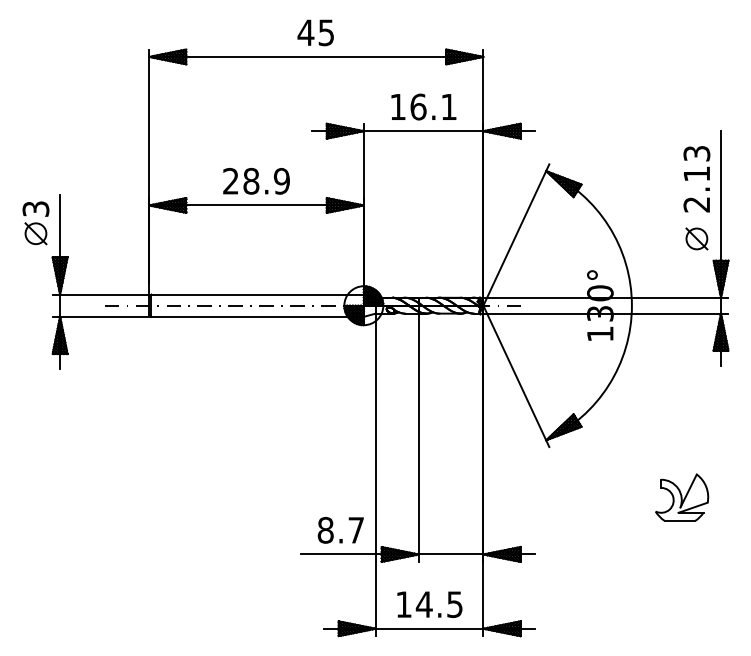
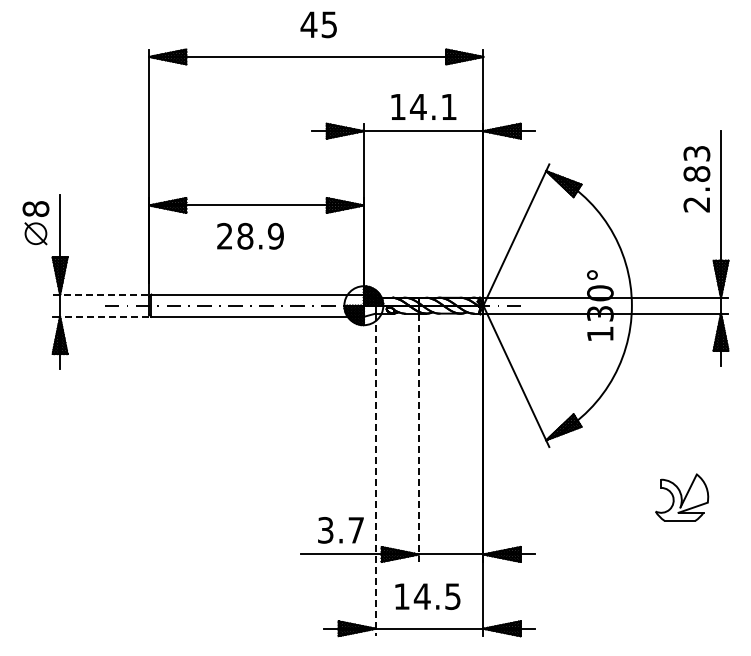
text position: (315, 32) -> (318, 24) (318, 24)
text: 16.1 -> 14.1 (418, 106)
text: 2.13 -> 2.83 (696, 173)
text position: (256, 181) -> (250, 236) (250, 236)
text: 3 -> 8 (35, 208)
part: present -> none (696, 238)
line: solid -> dashed (101, 294)
line: solid -> dashed (104, 316)
line: solid -> dashed (418, 438)
line: solid -> dashed (375, 475)
text: 8.7 -> 3.7 (325, 530)
text position: (429, 604) -> (427, 596) (427, 596)
